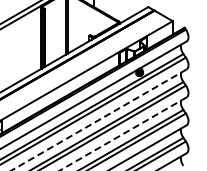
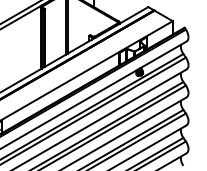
line: dashed -> solid (98, 120)
line: dashed -> solid (122, 134)
